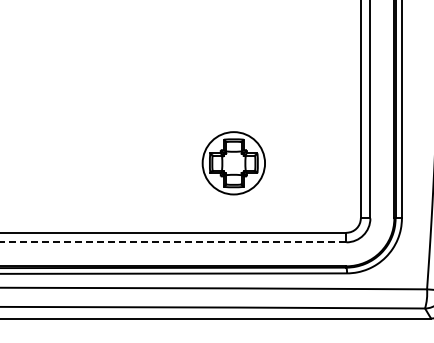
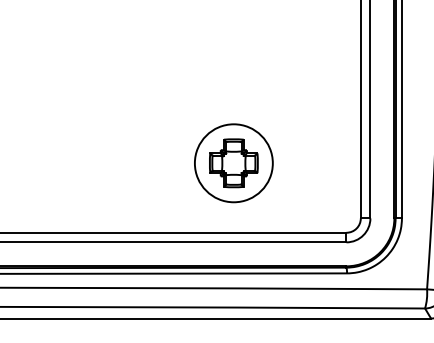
circle diameter: 62 px -> 78 px (233, 163)
line: dashed -> solid (173, 242)
